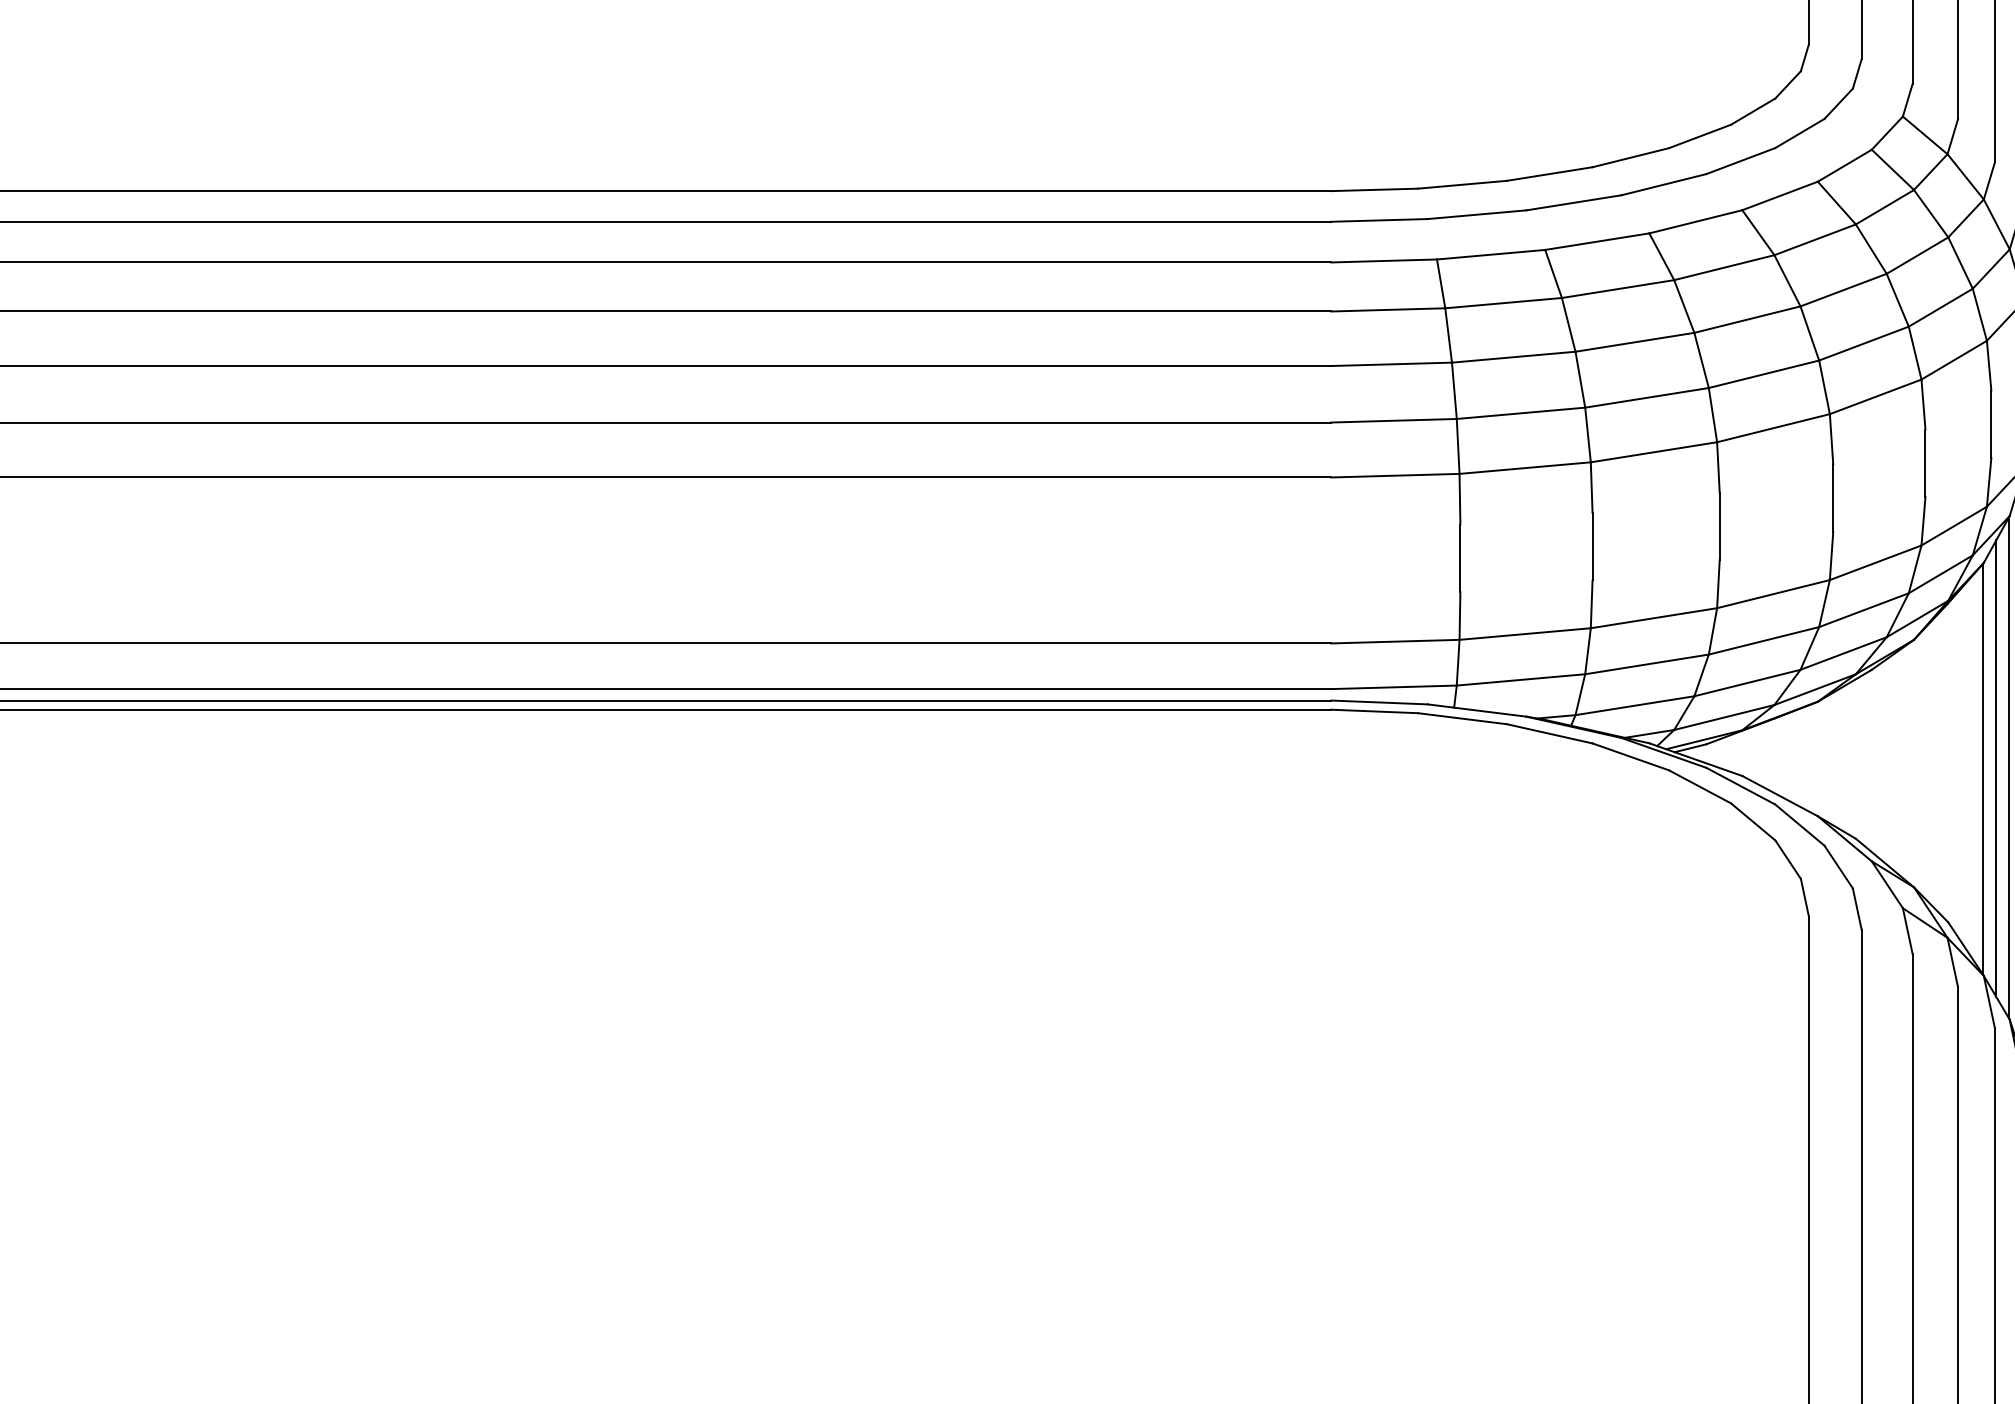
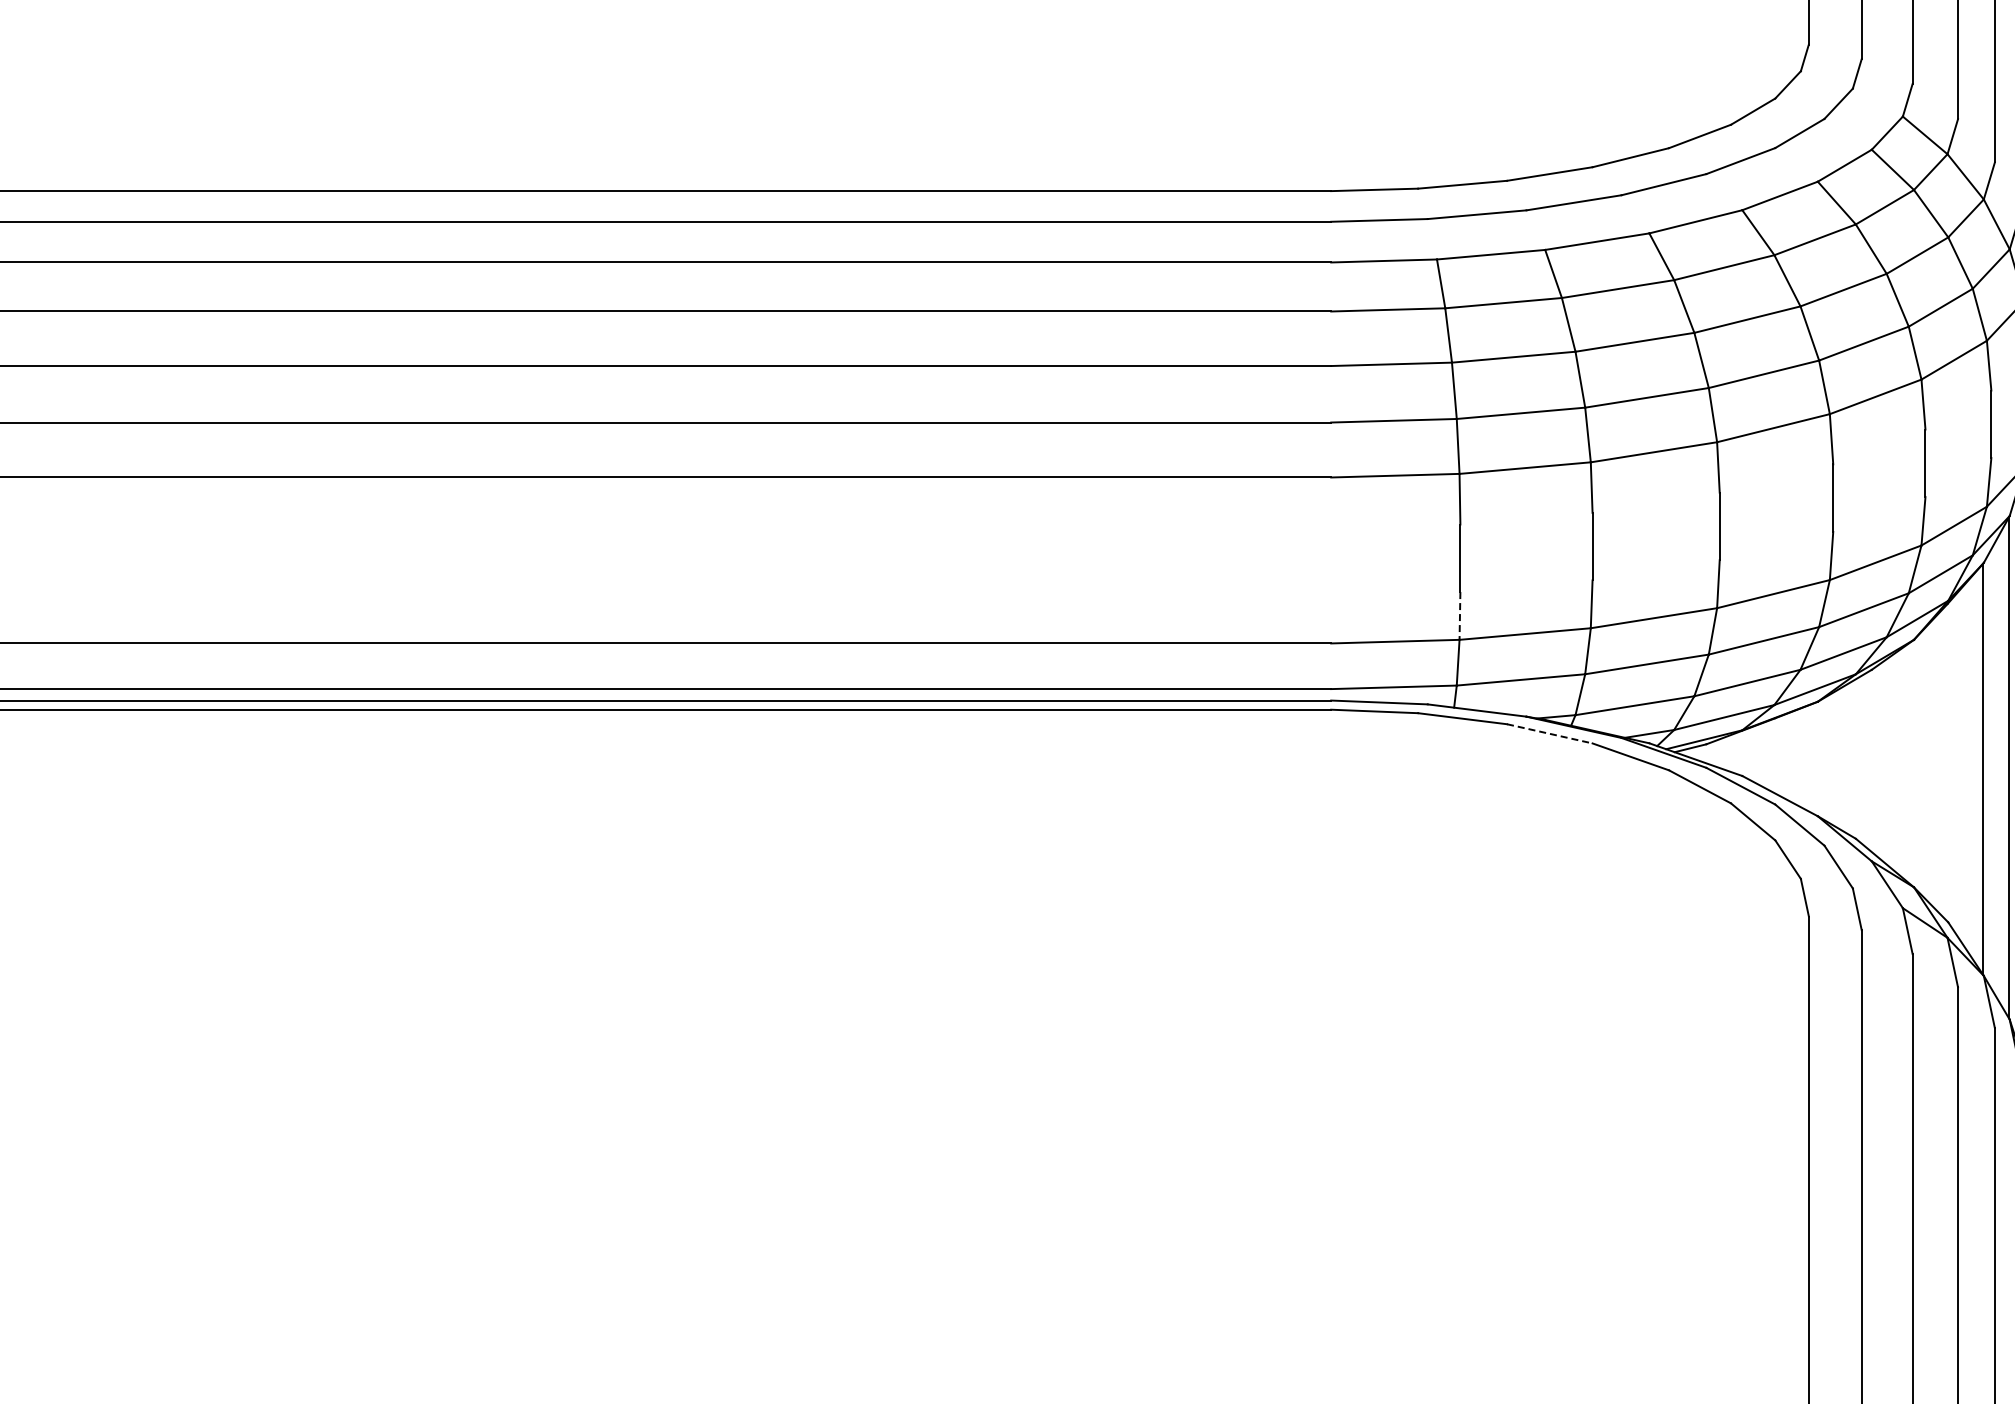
line: solid -> dashed (1459, 615)
line: solid -> dashed (1549, 733)
line: present -> none (1996, 768)
